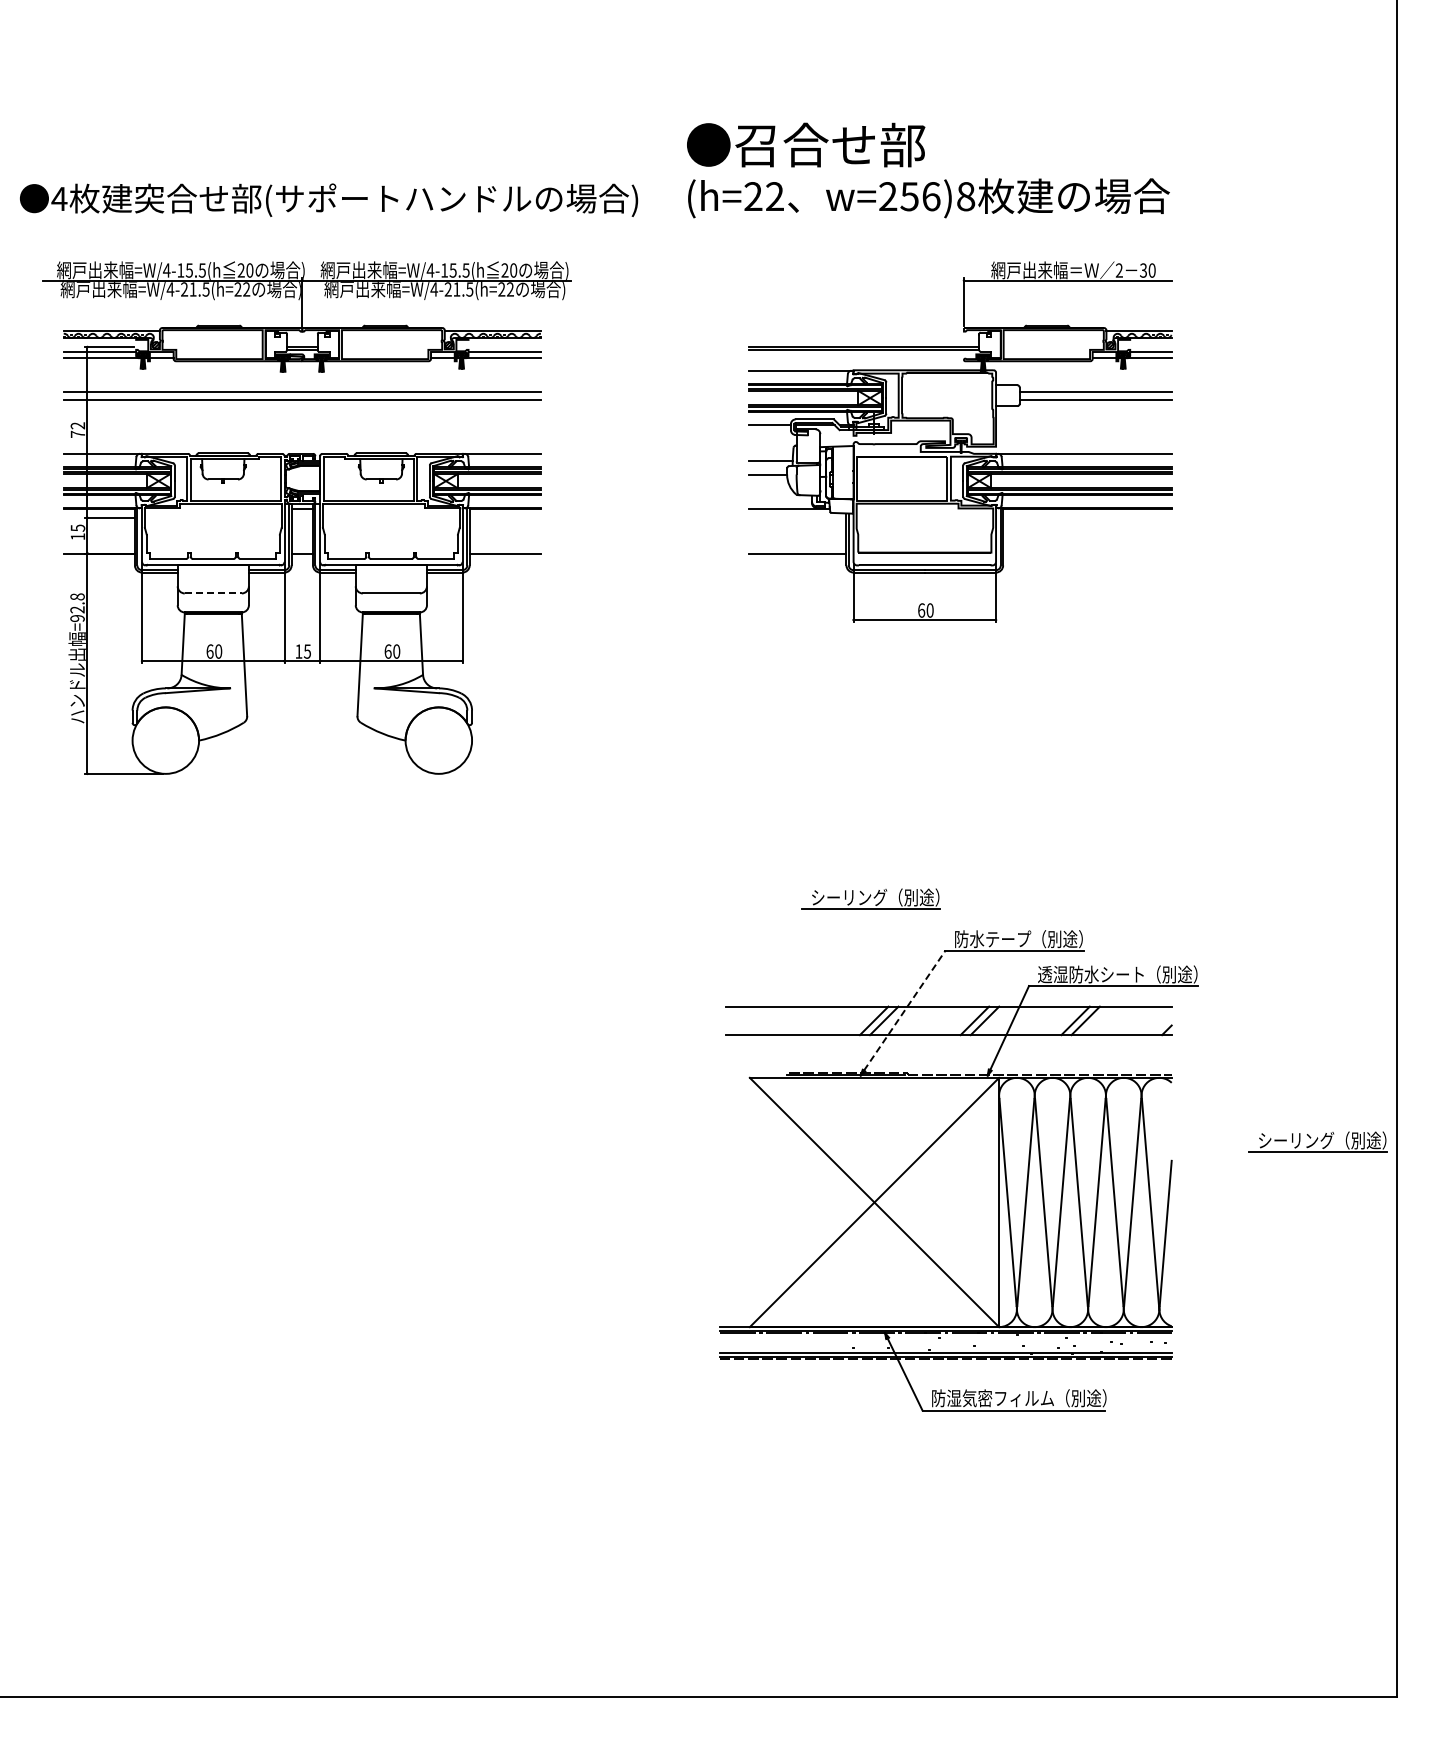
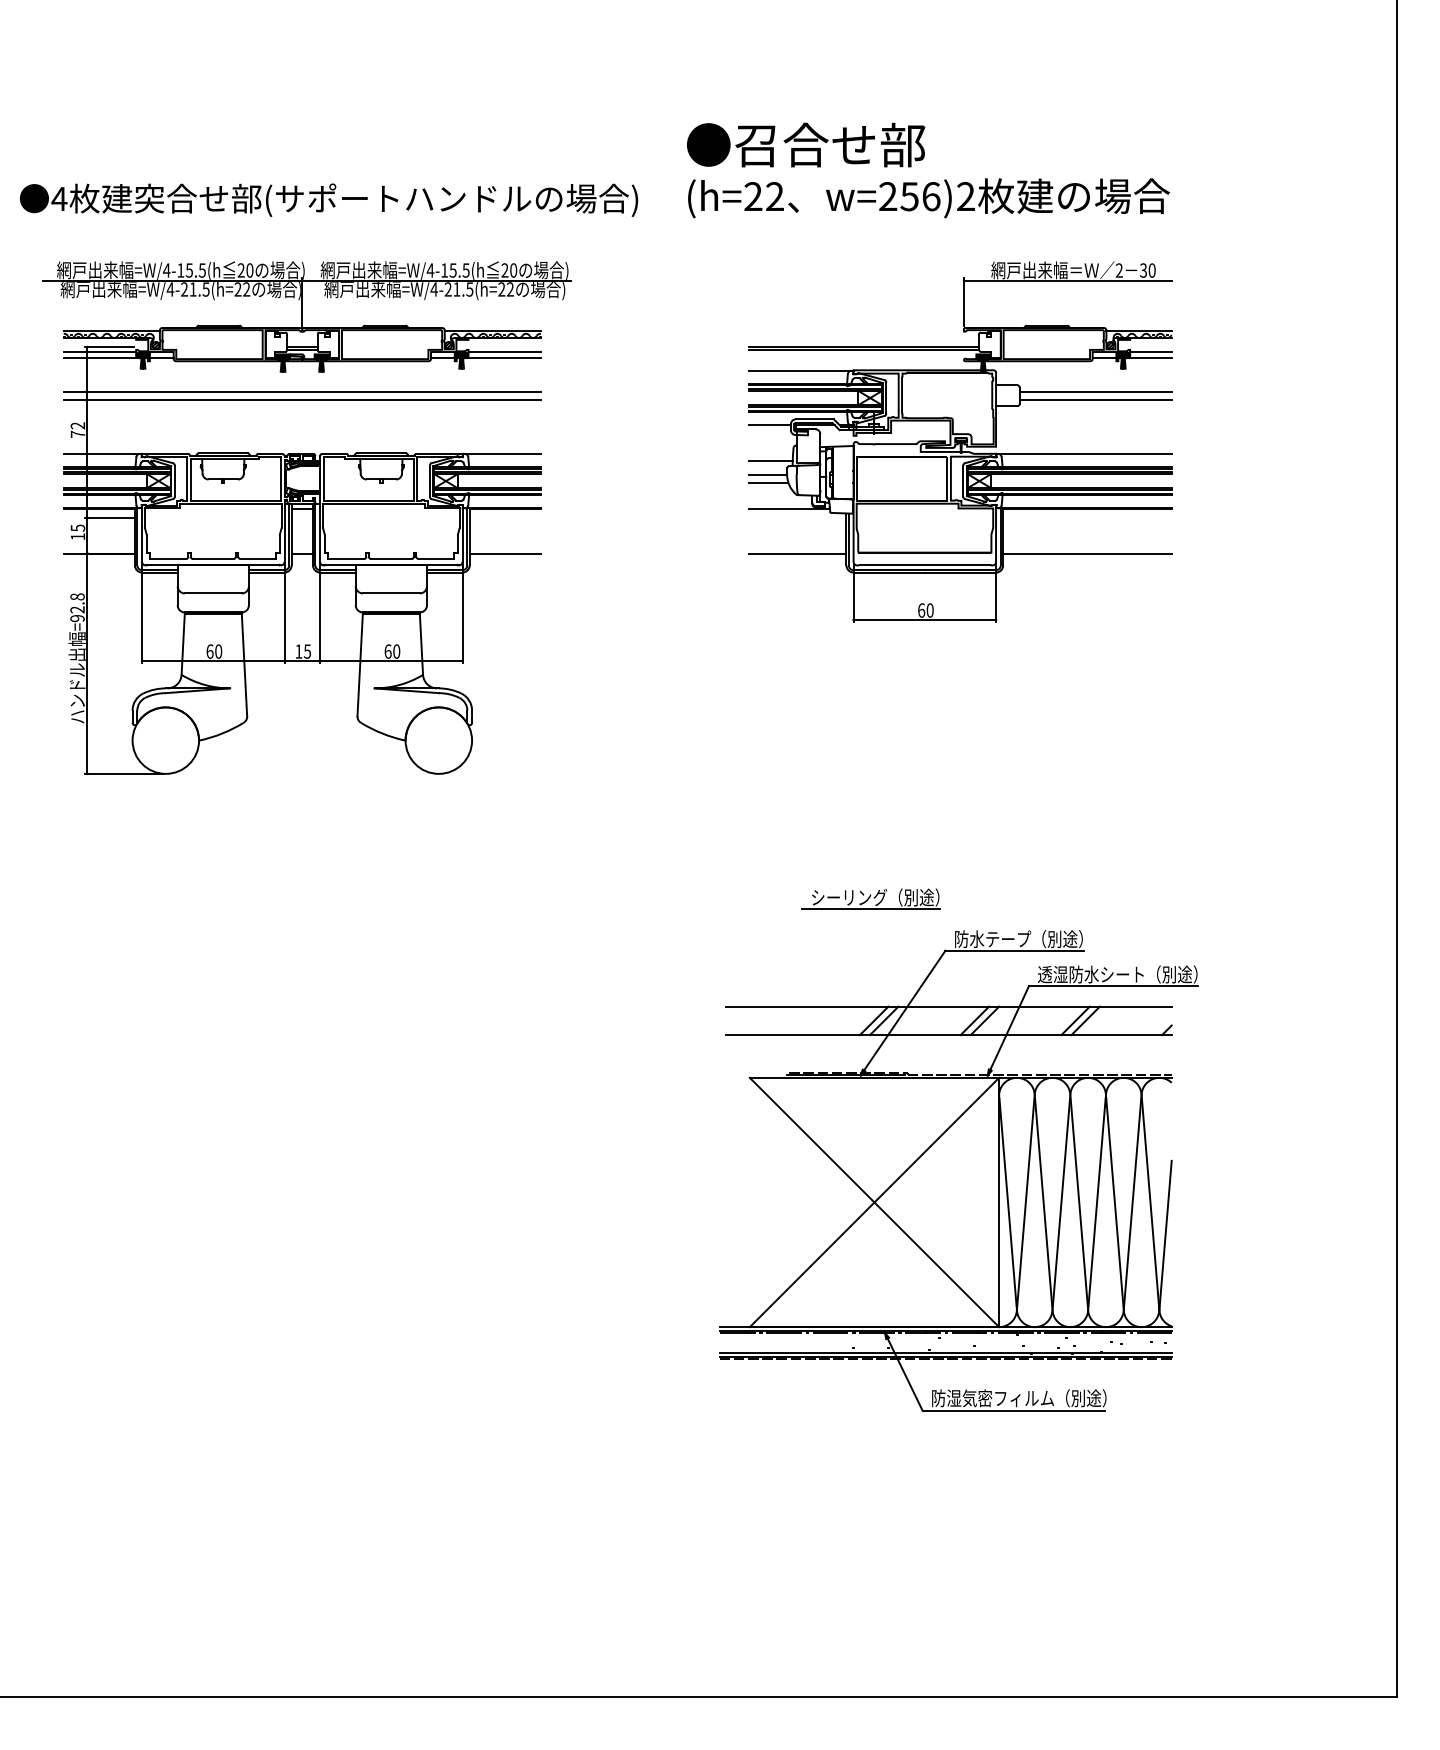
text: w=256)8 -> w=256)2 (966, 196)
line: none -> present (768, 482)
line: none -> present (1087, 553)
line: dashed -> solid (213, 593)
line: dashed -> solid (905, 1010)
part: present -> none (1317, 1141)
